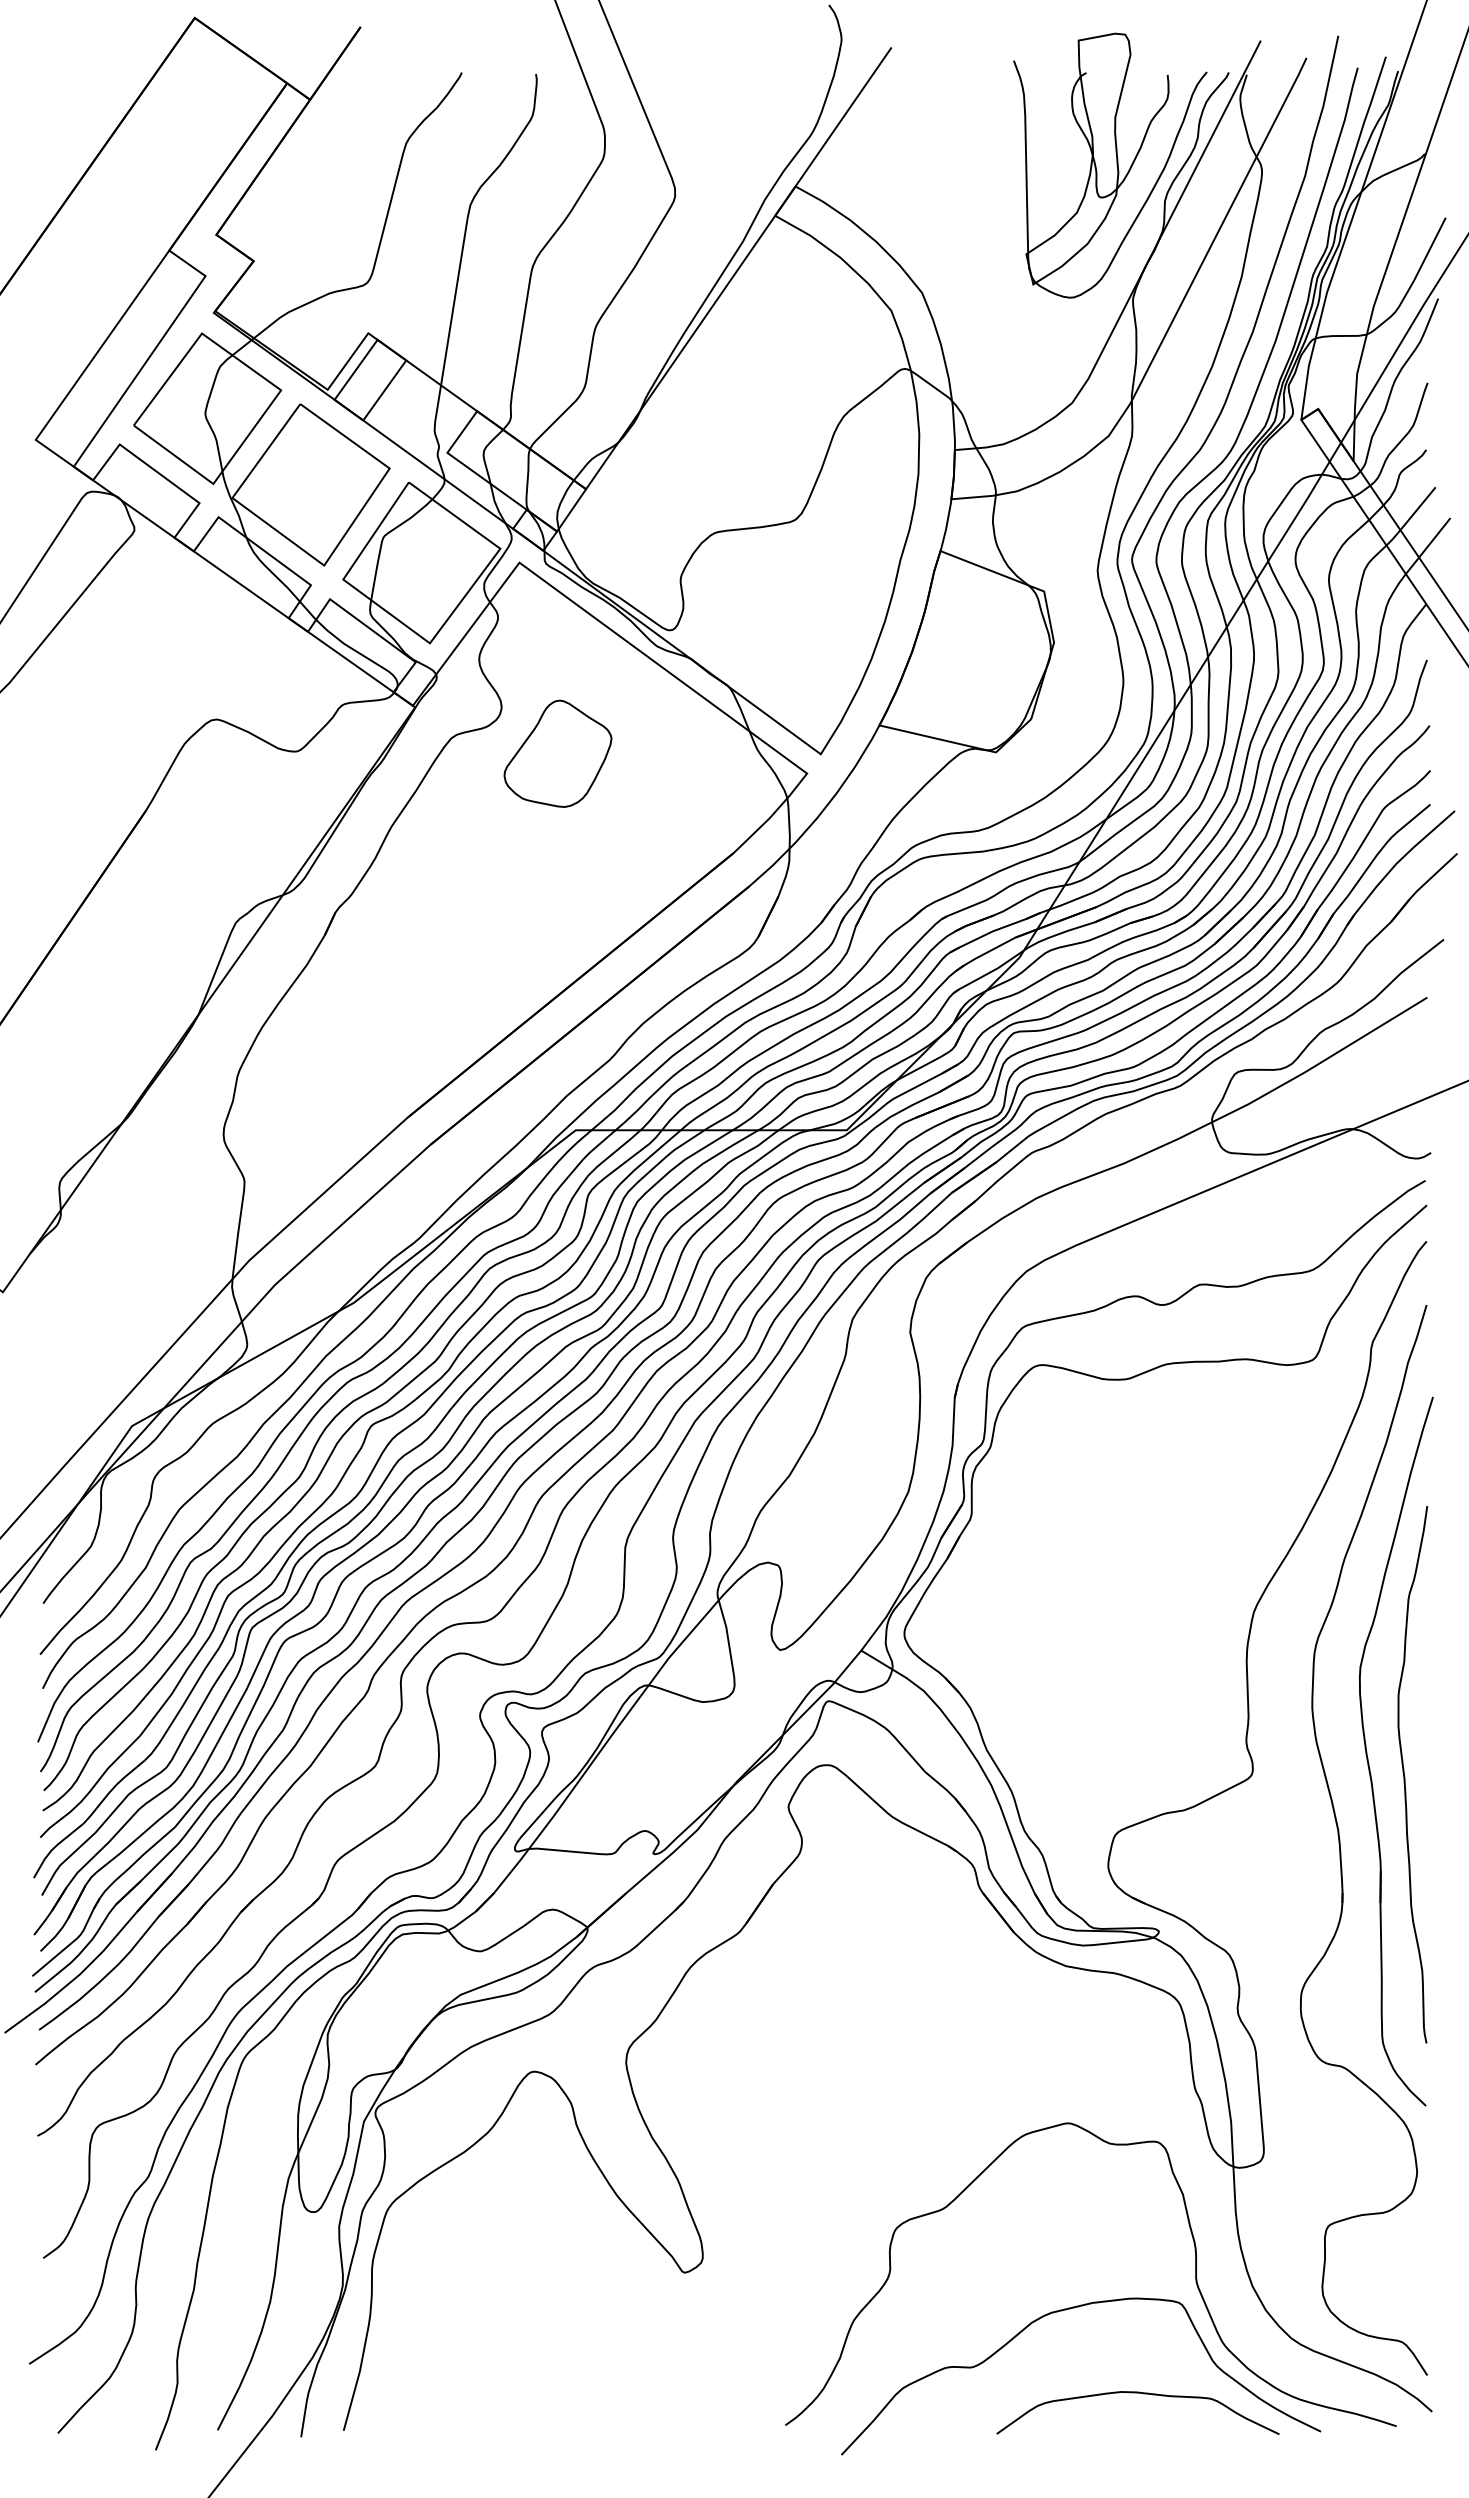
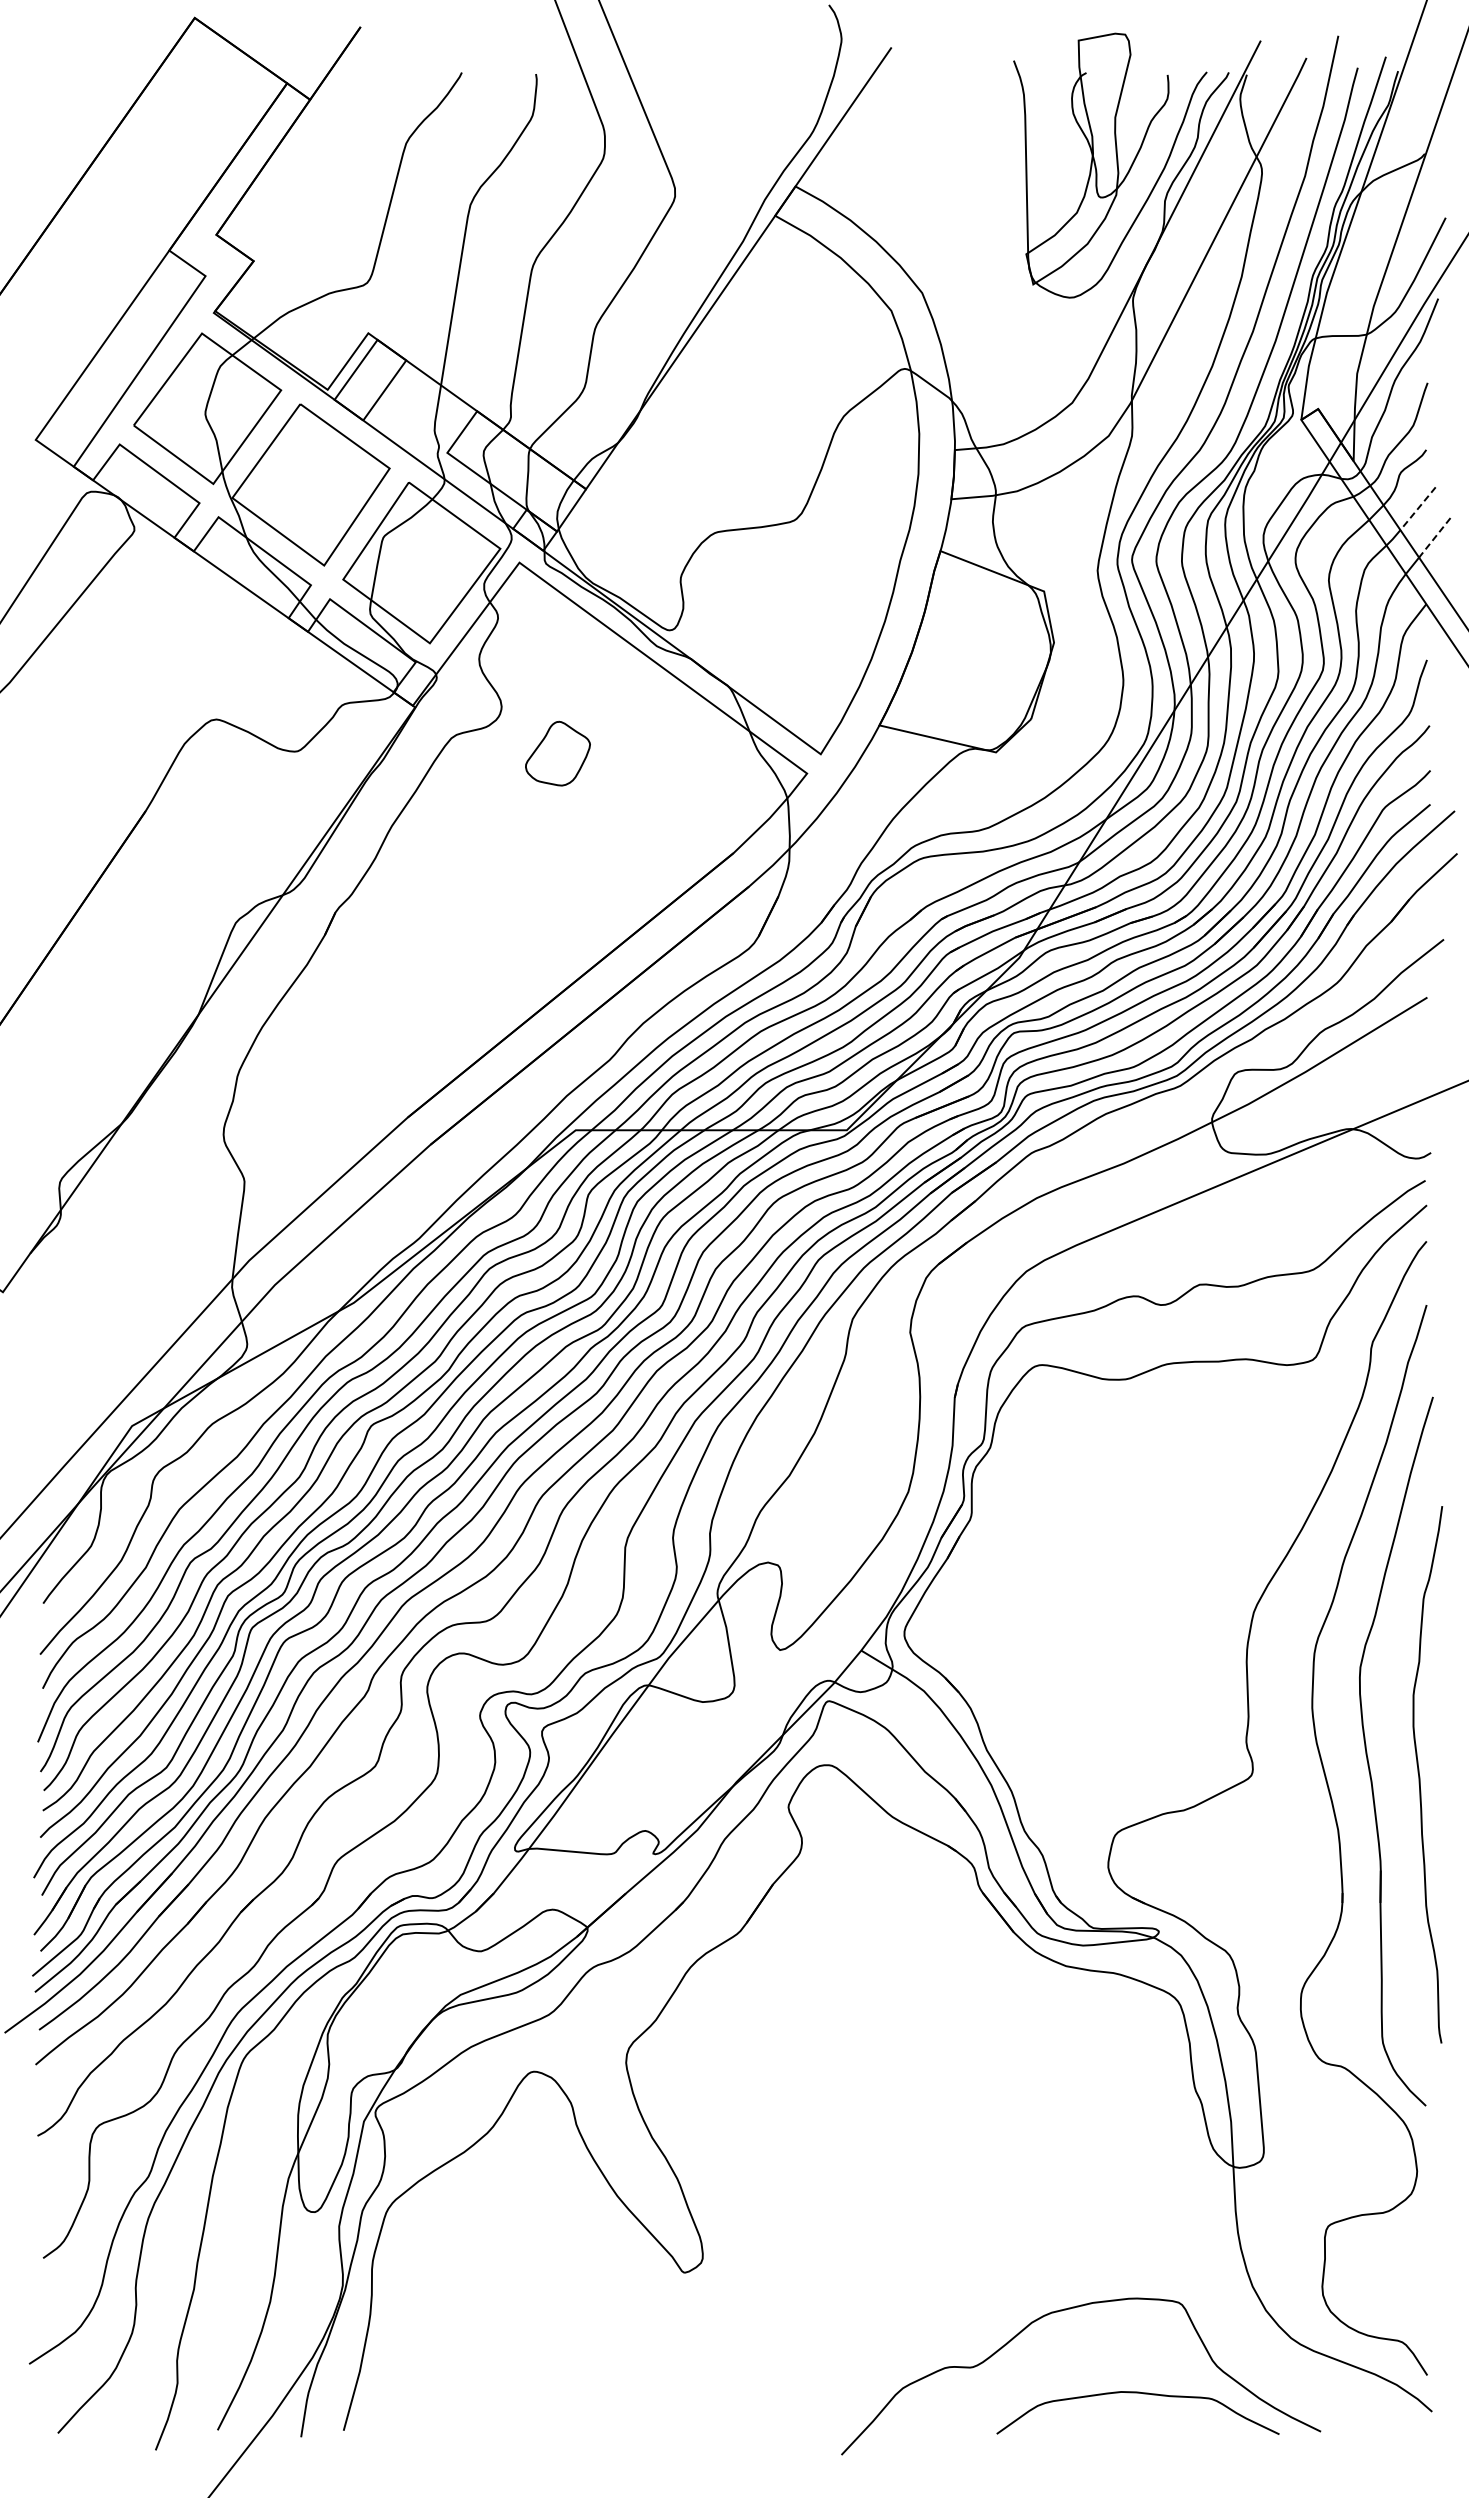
line: solid -> dashed (1418, 508)
line: solid -> dashed (1434, 538)
part size: 110x109 px -> 66x67 px (557, 753)
curve position: (1405, 1776) -> (1420, 1776) (1420, 1776)
curve: present -> none (1195, 2274)
